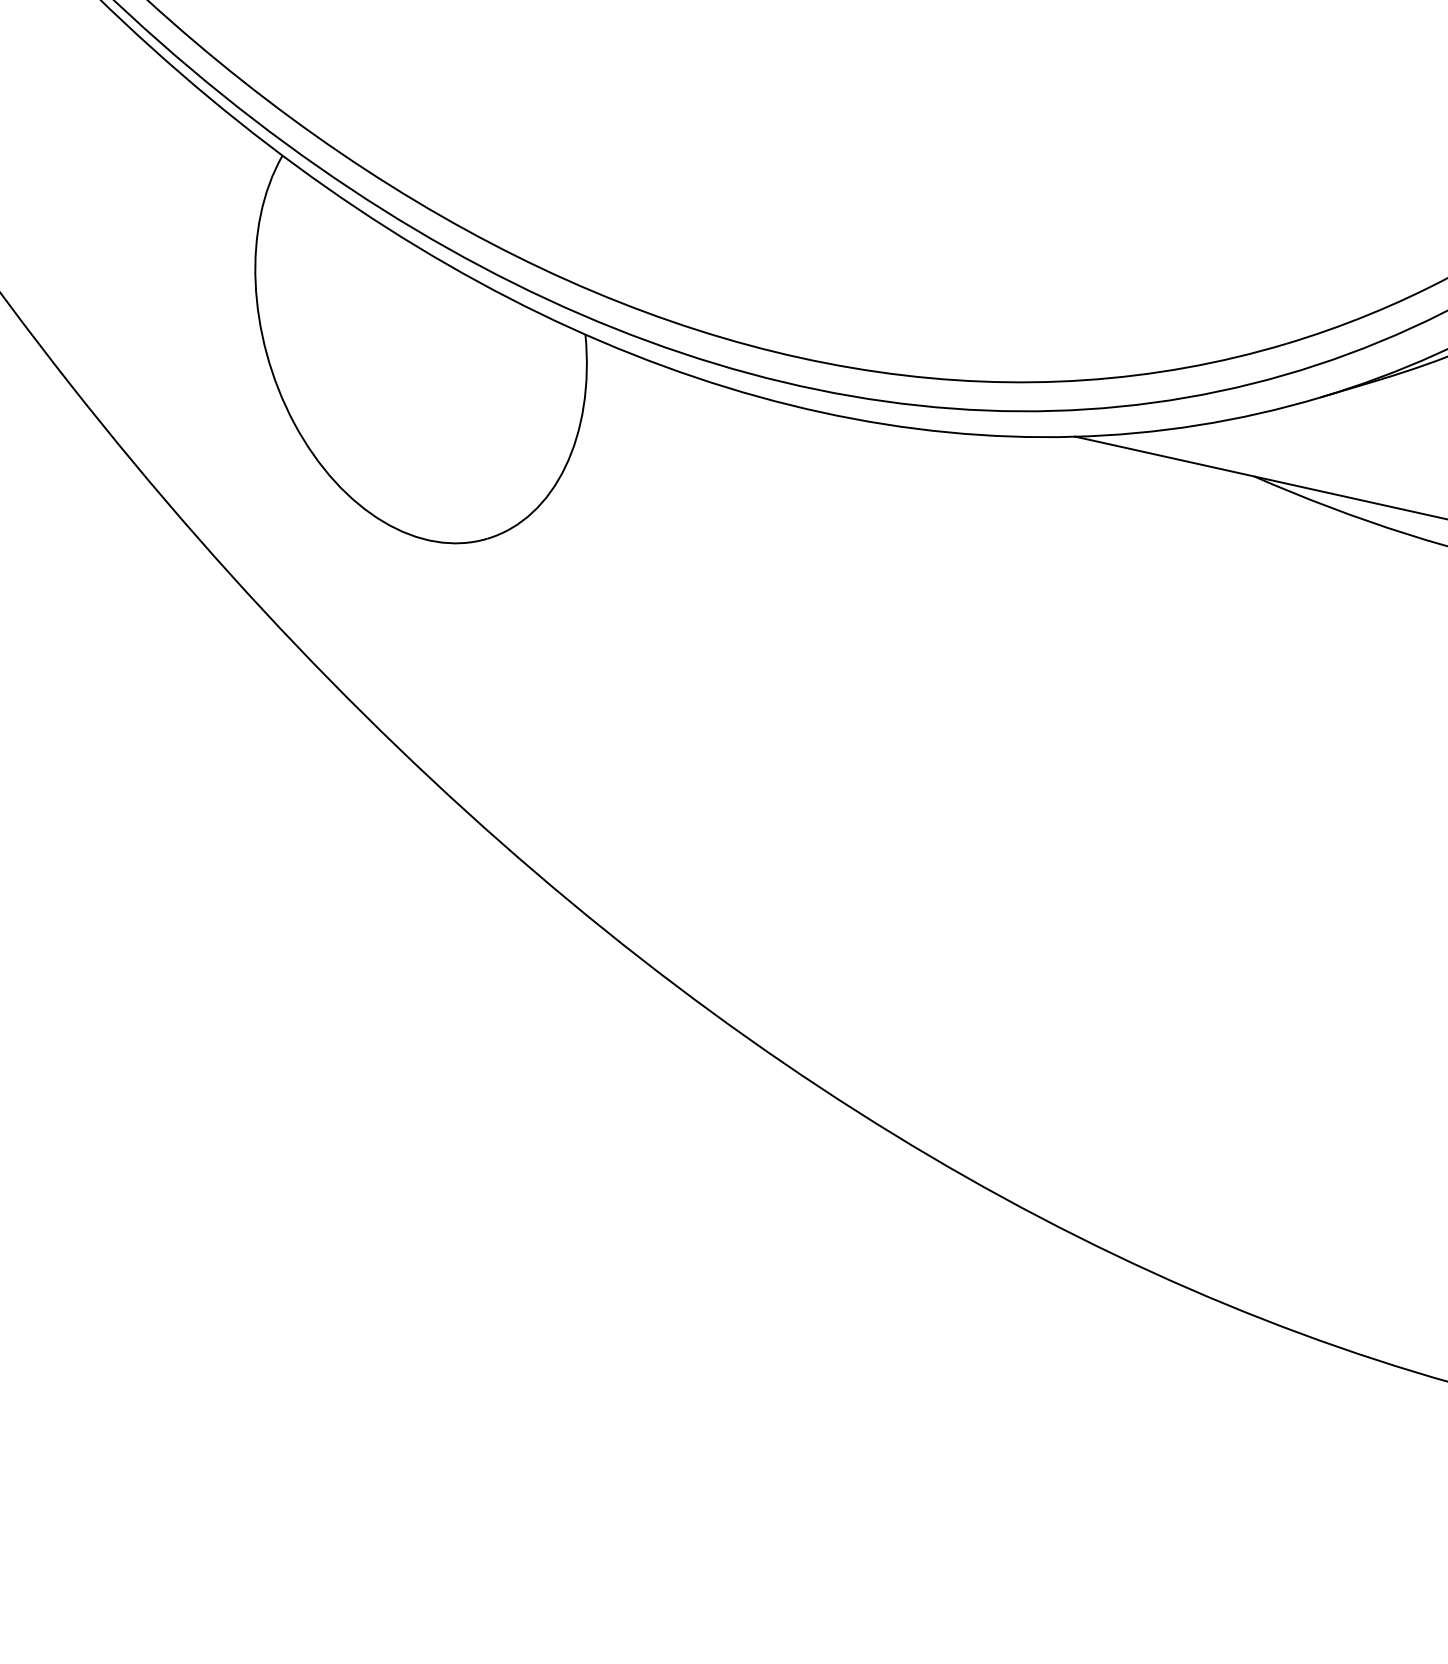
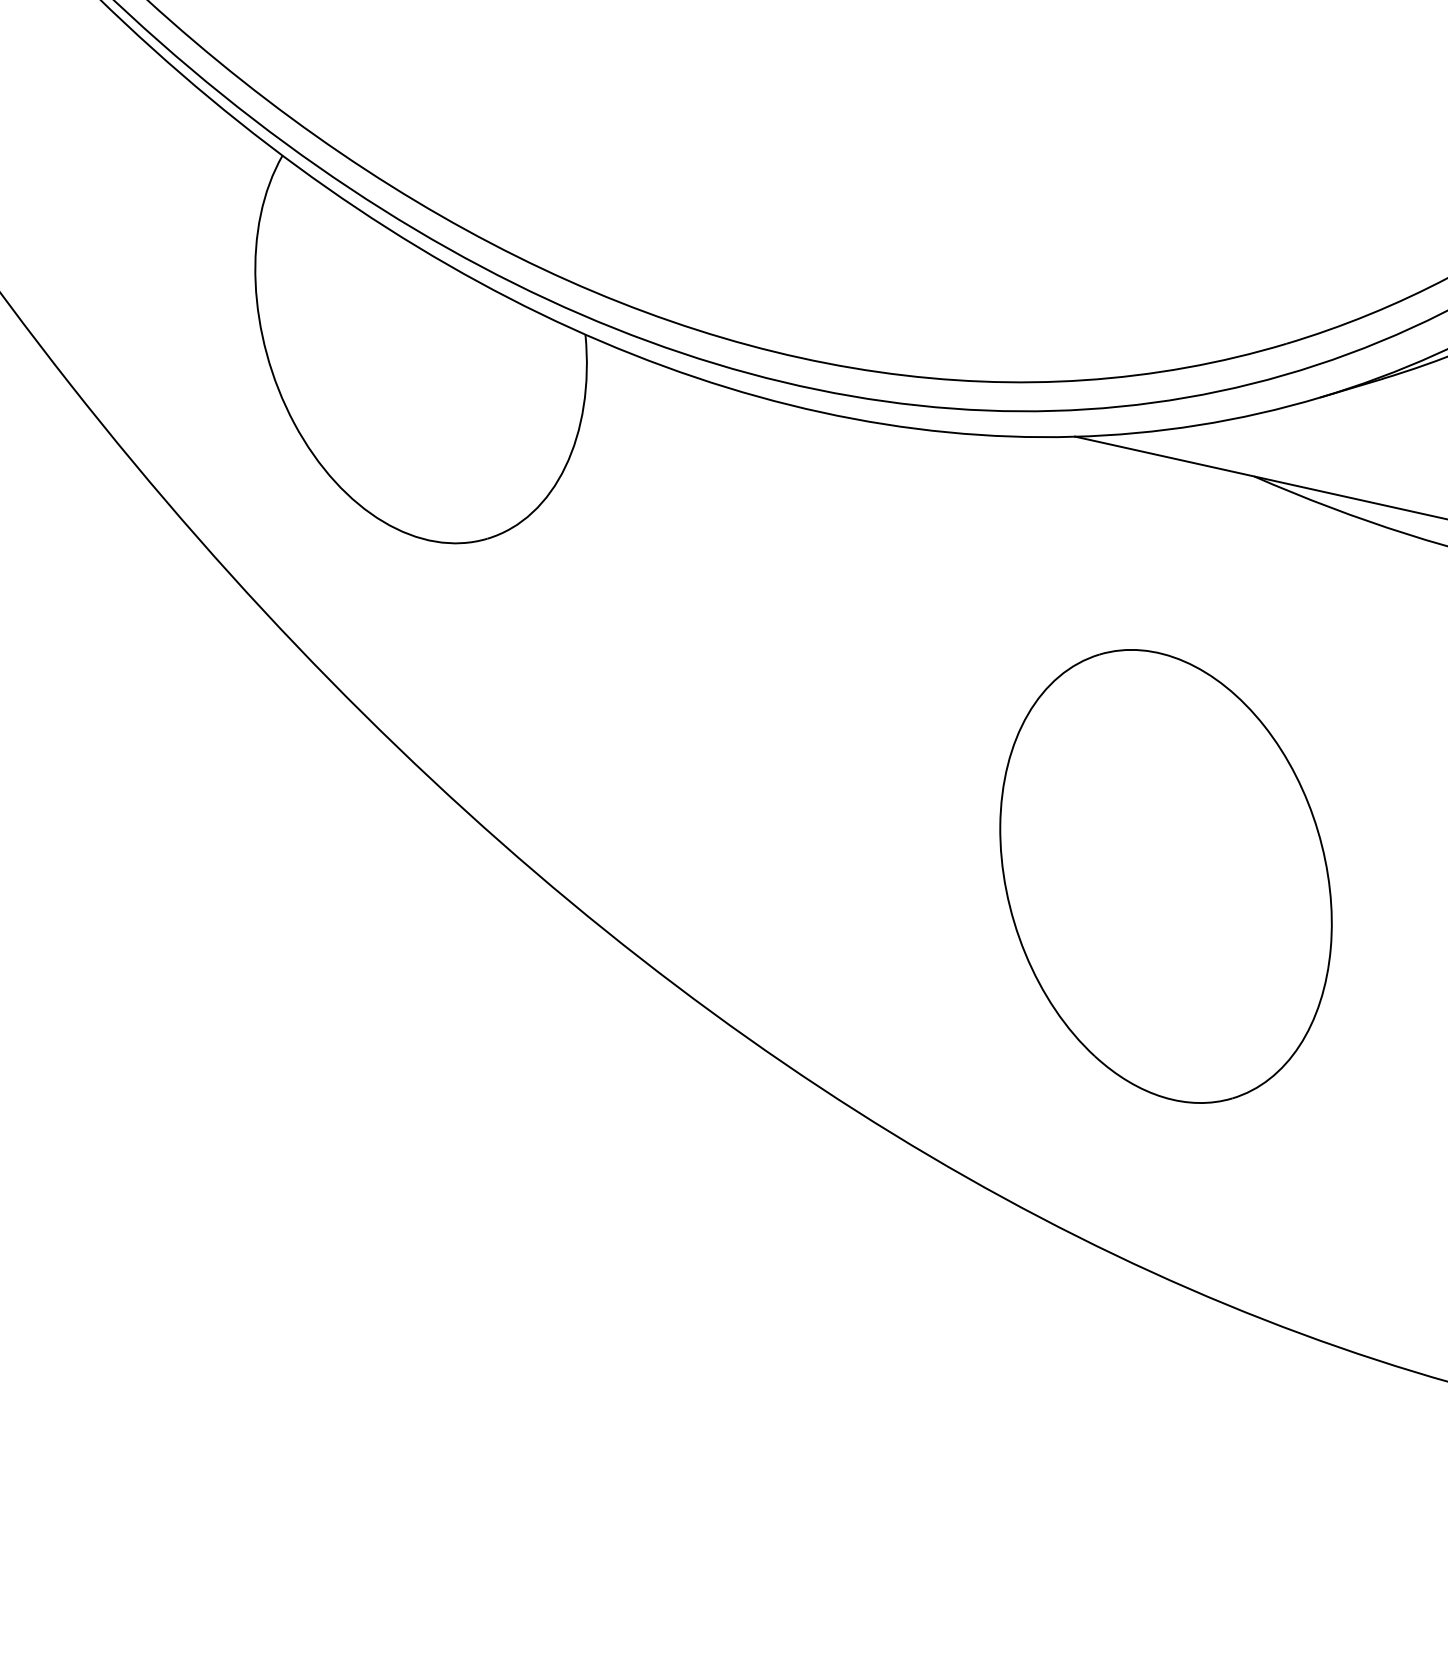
part: none -> present (1165, 876)
